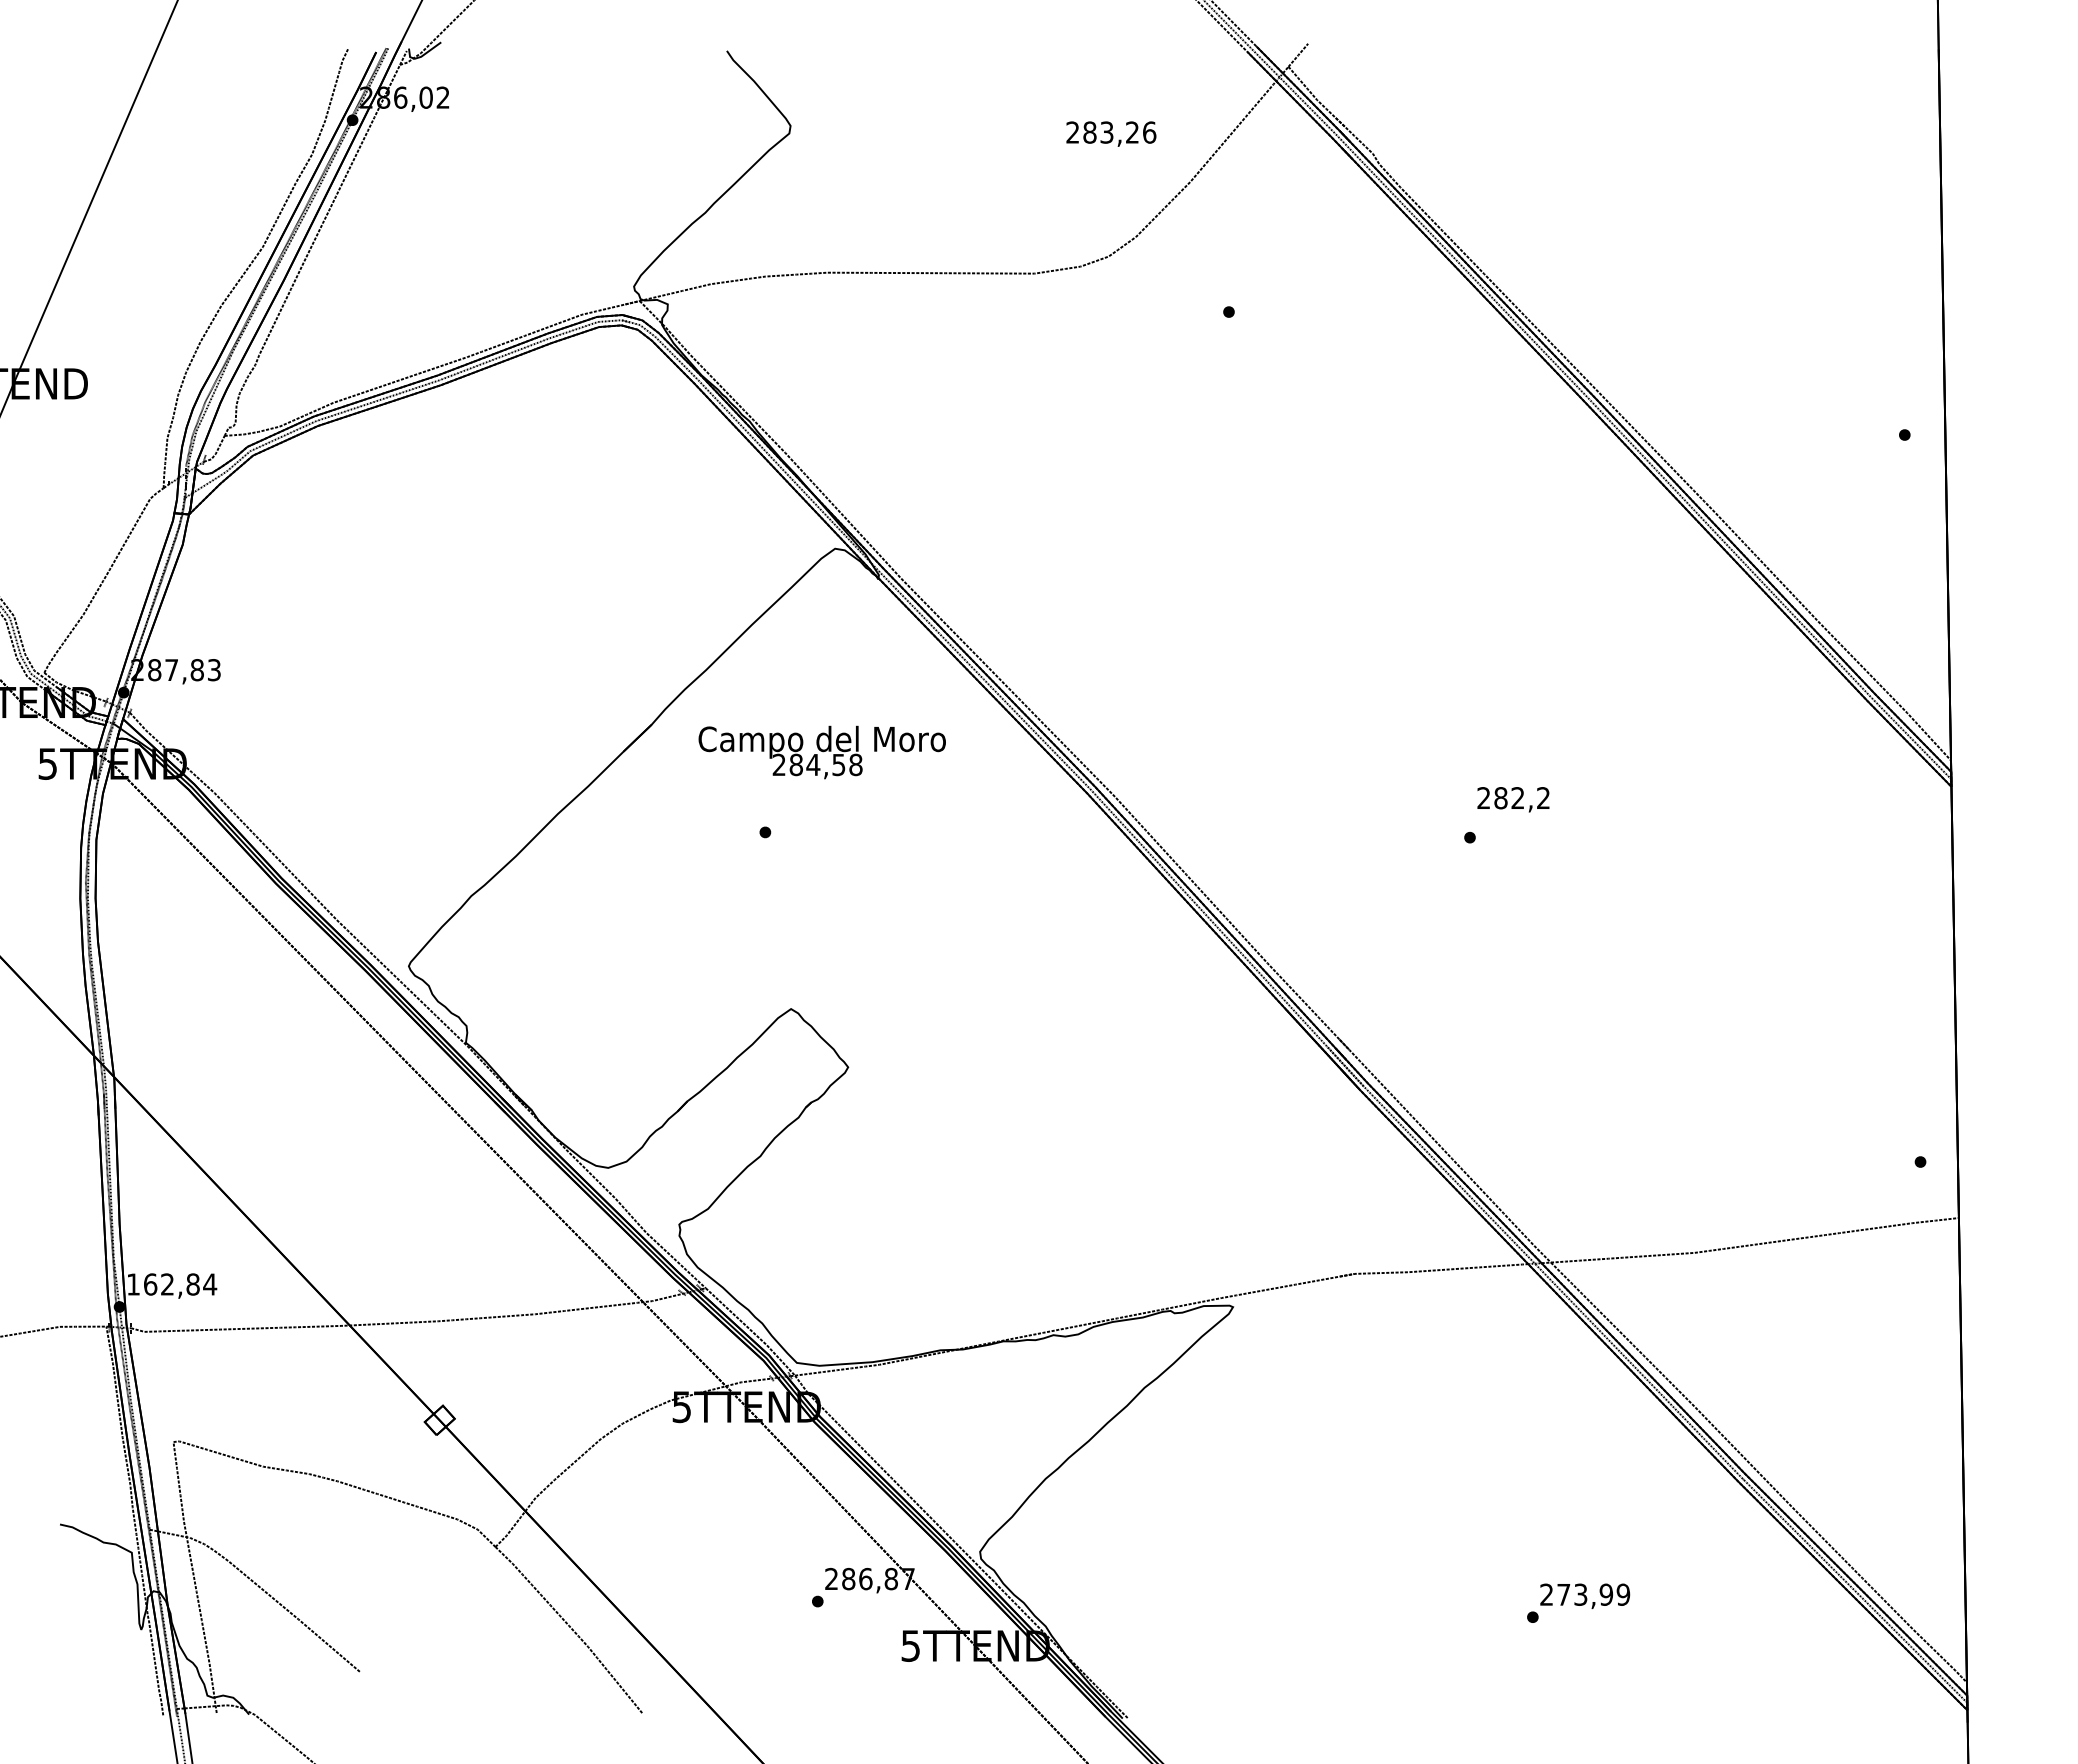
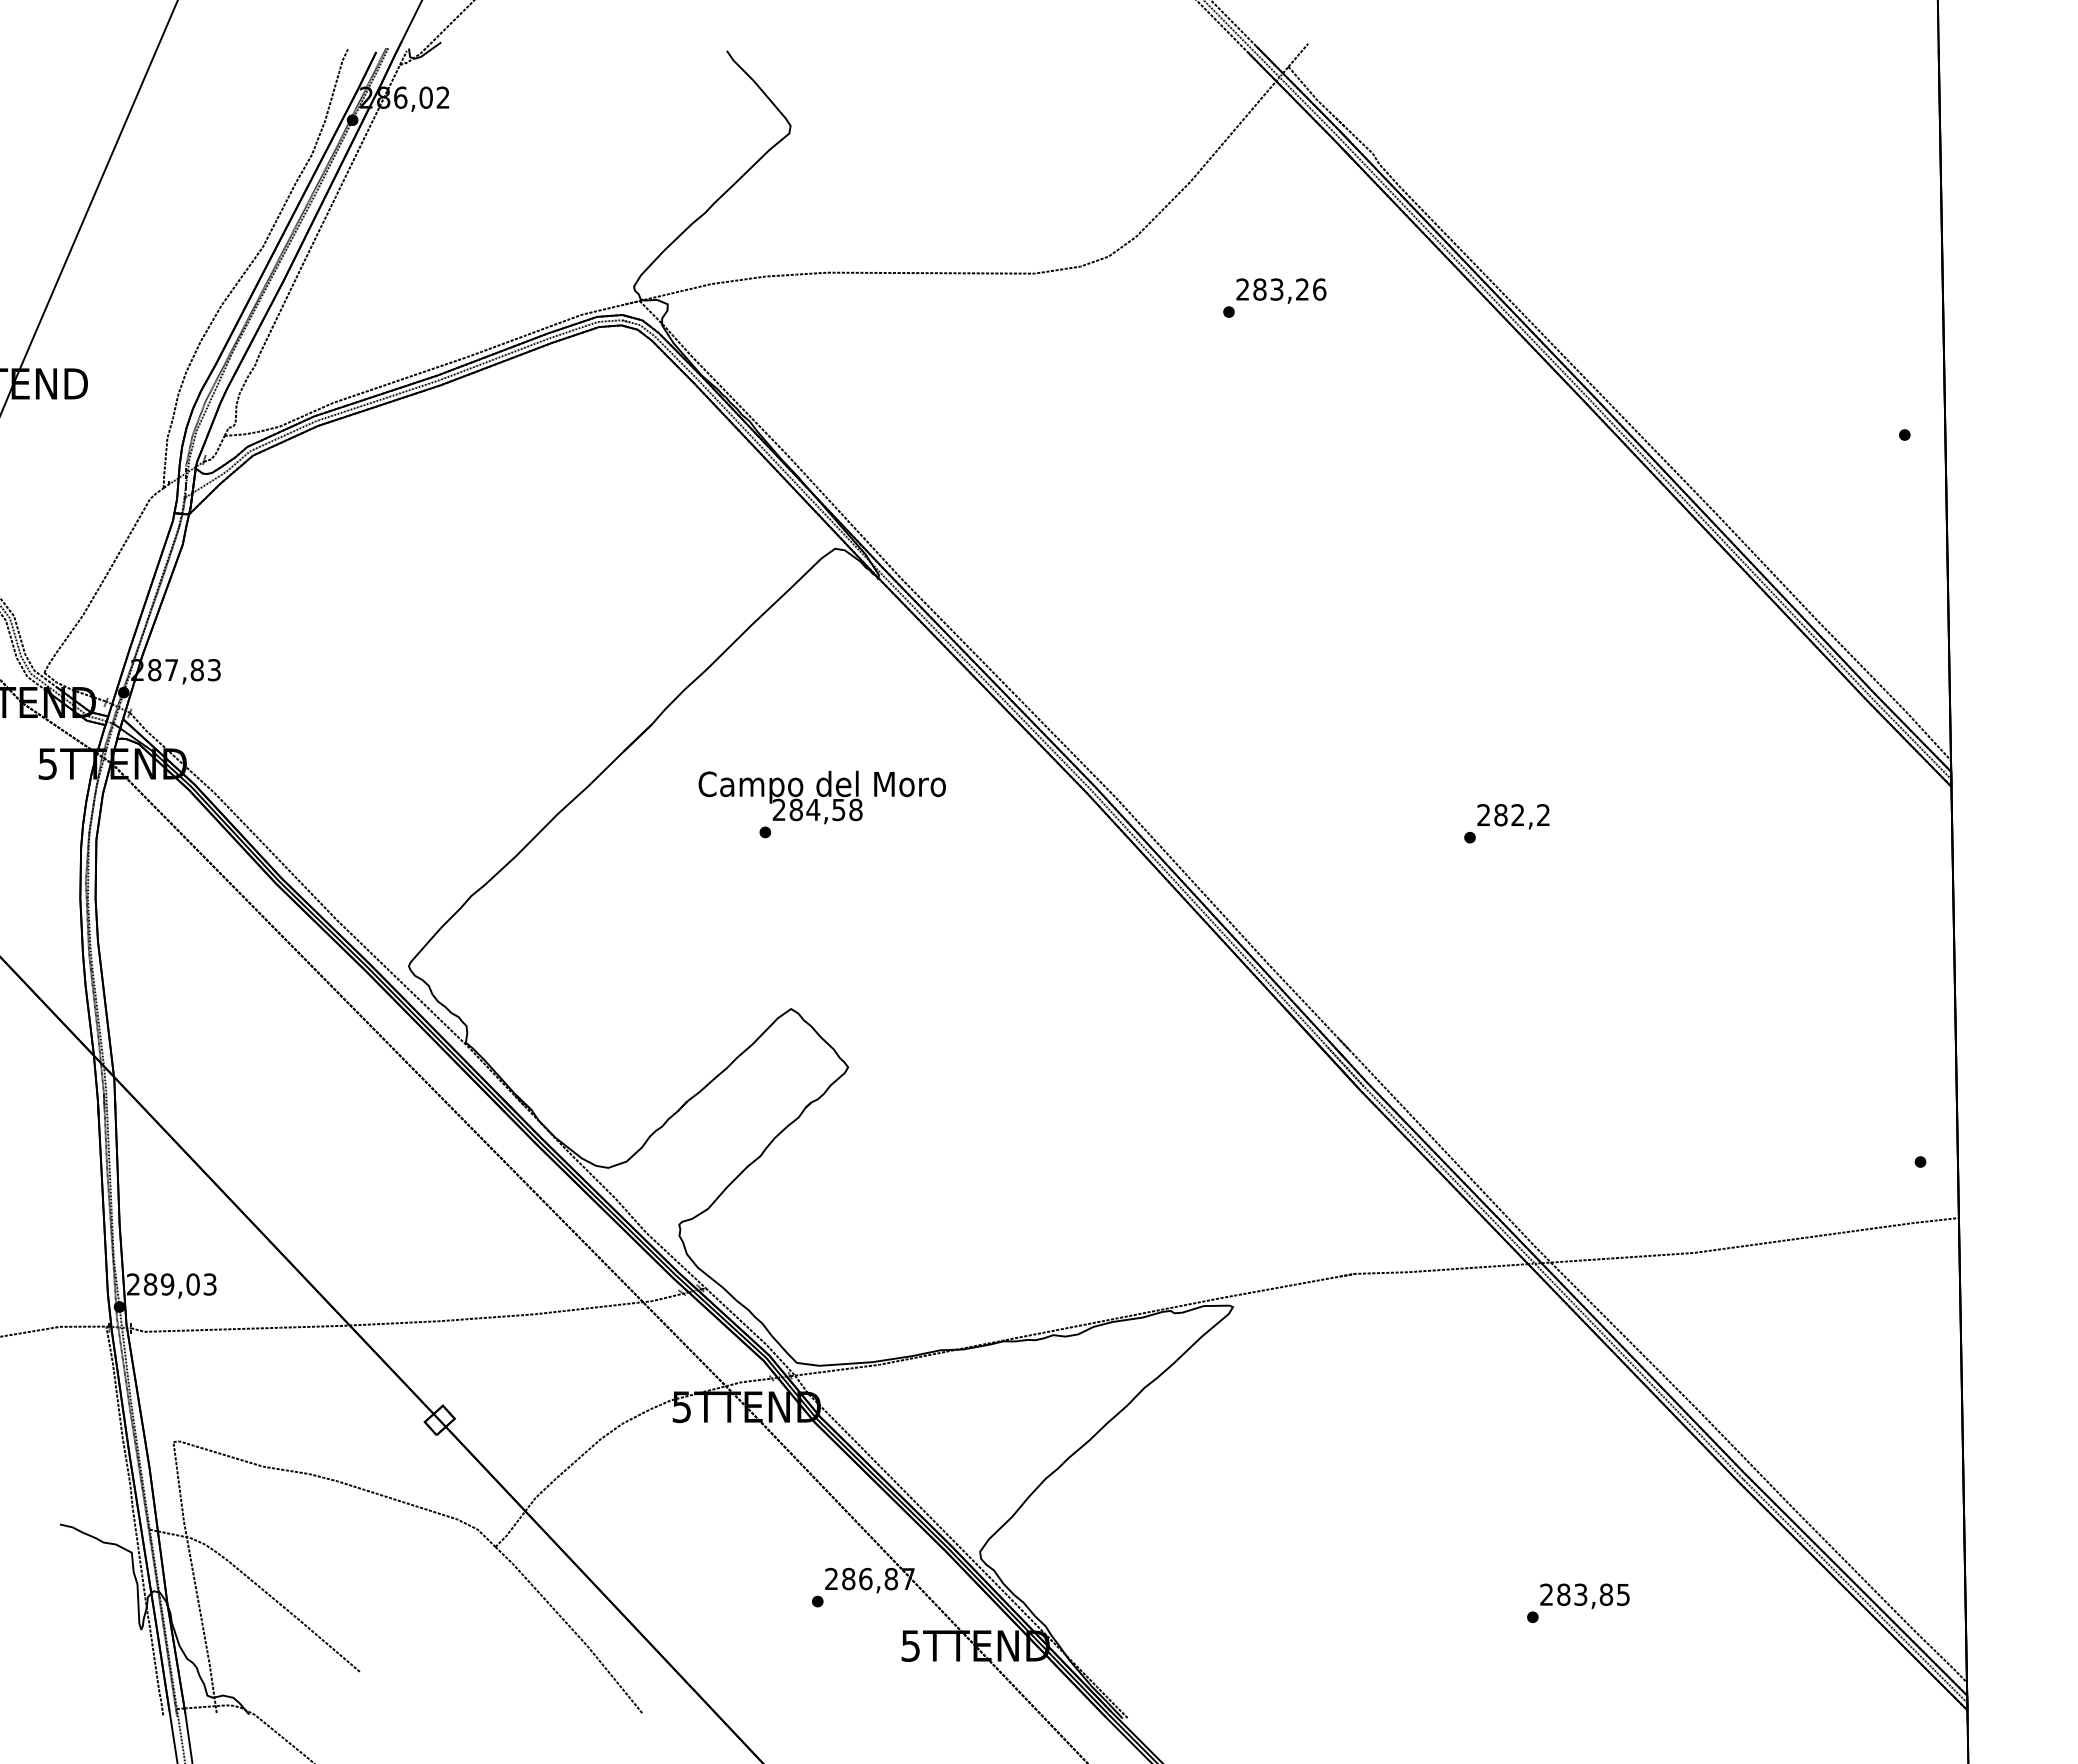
text position: (1111, 133) -> (1281, 290) (1281, 290)
text position: (821, 752) -> (821, 797) (821, 797)
text position: (1513, 799) -> (1513, 816) (1513, 816)
text: 162,84 -> 289,03 (172, 1284)
text: 273,99 -> 283,85 (1593, 1594)
